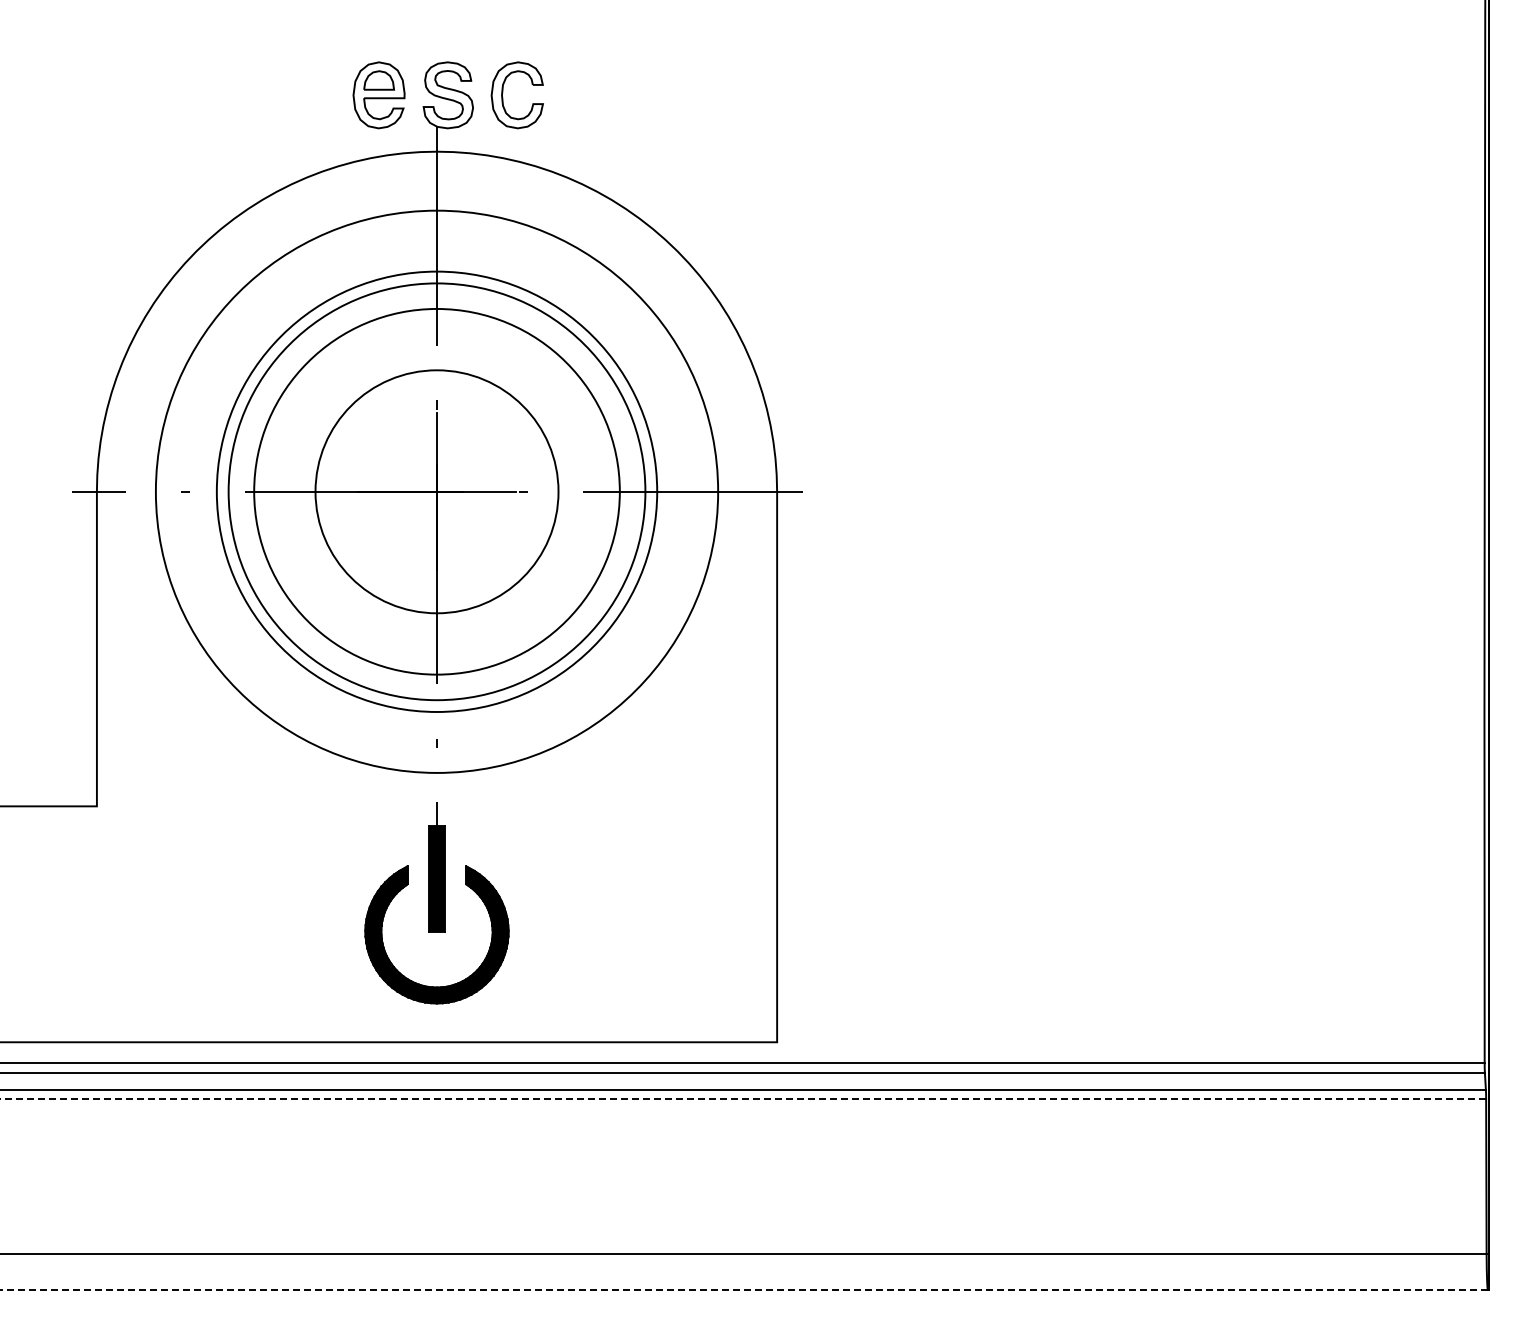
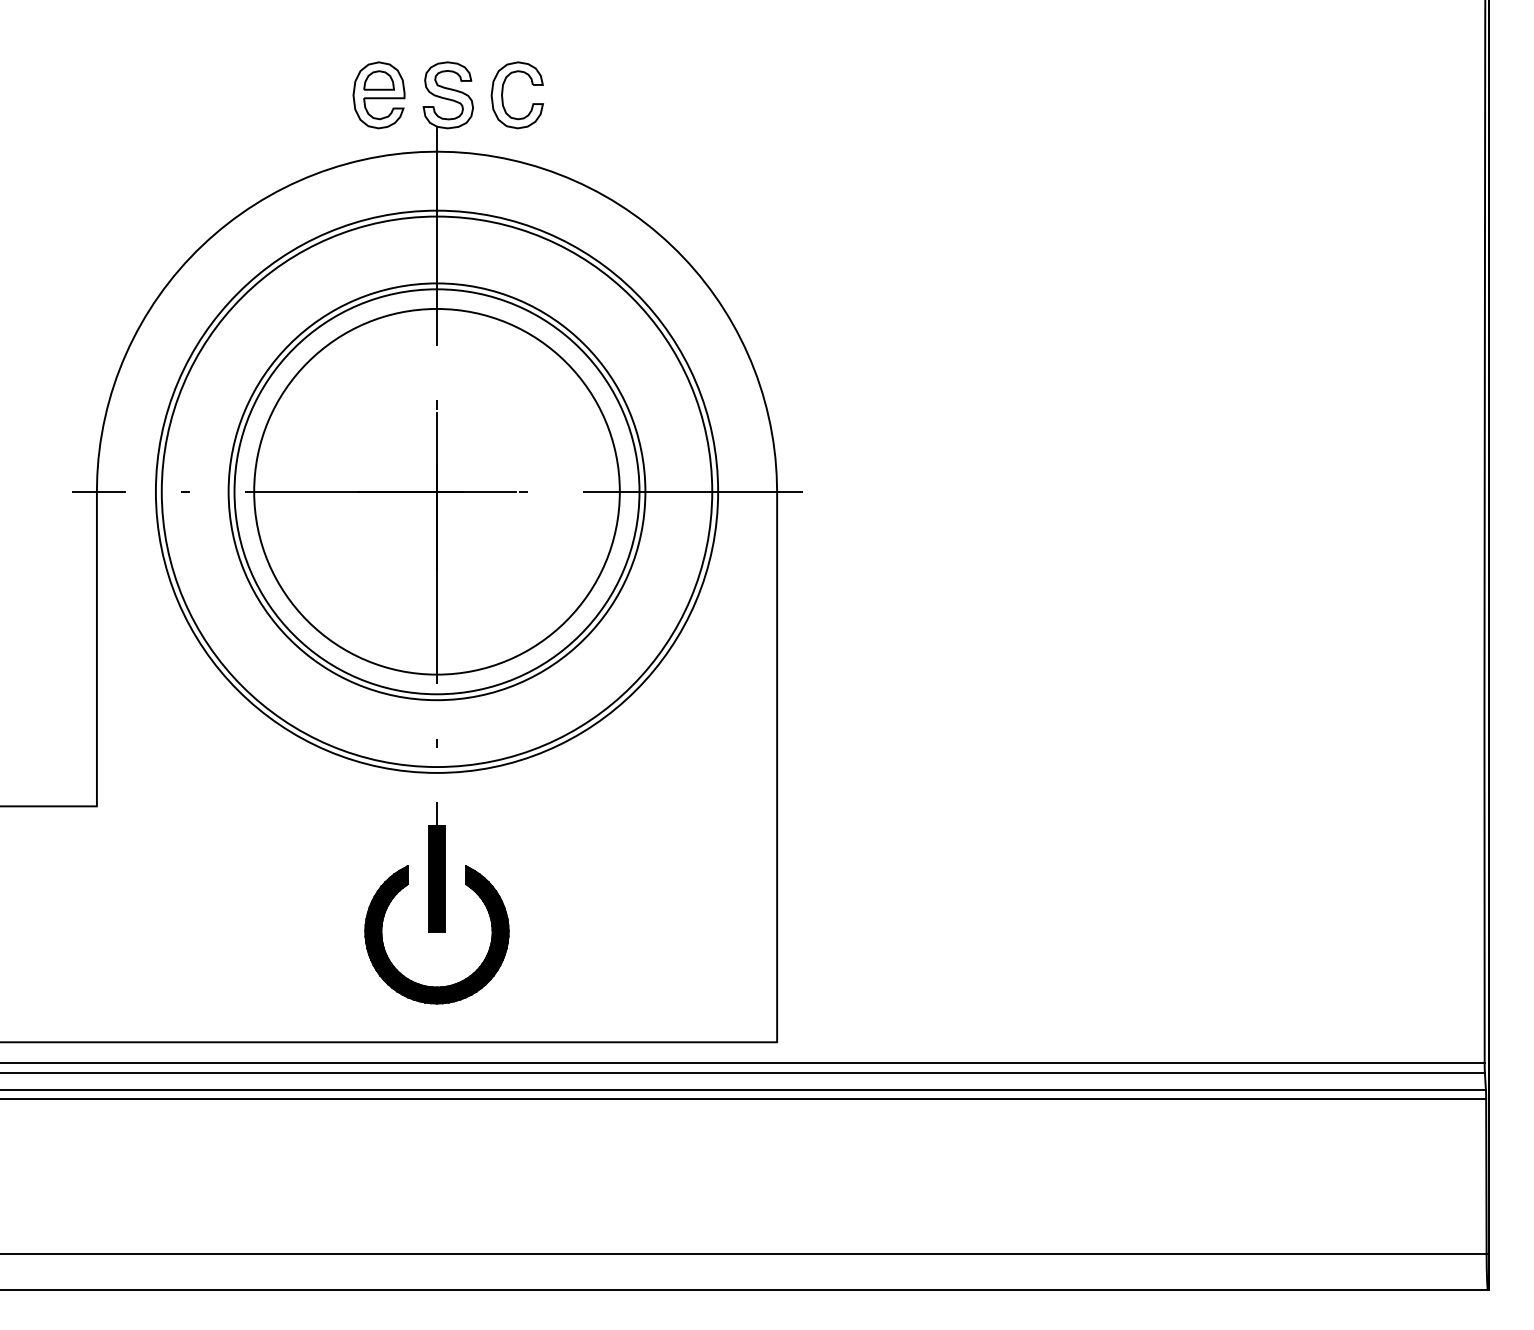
circle diameter: 243 px -> 405 px (436, 491)
circle diameter: 440 px -> 550 px (436, 491)
line: dashed -> solid (743, 1099)
line: dashed -> solid (743, 1289)
